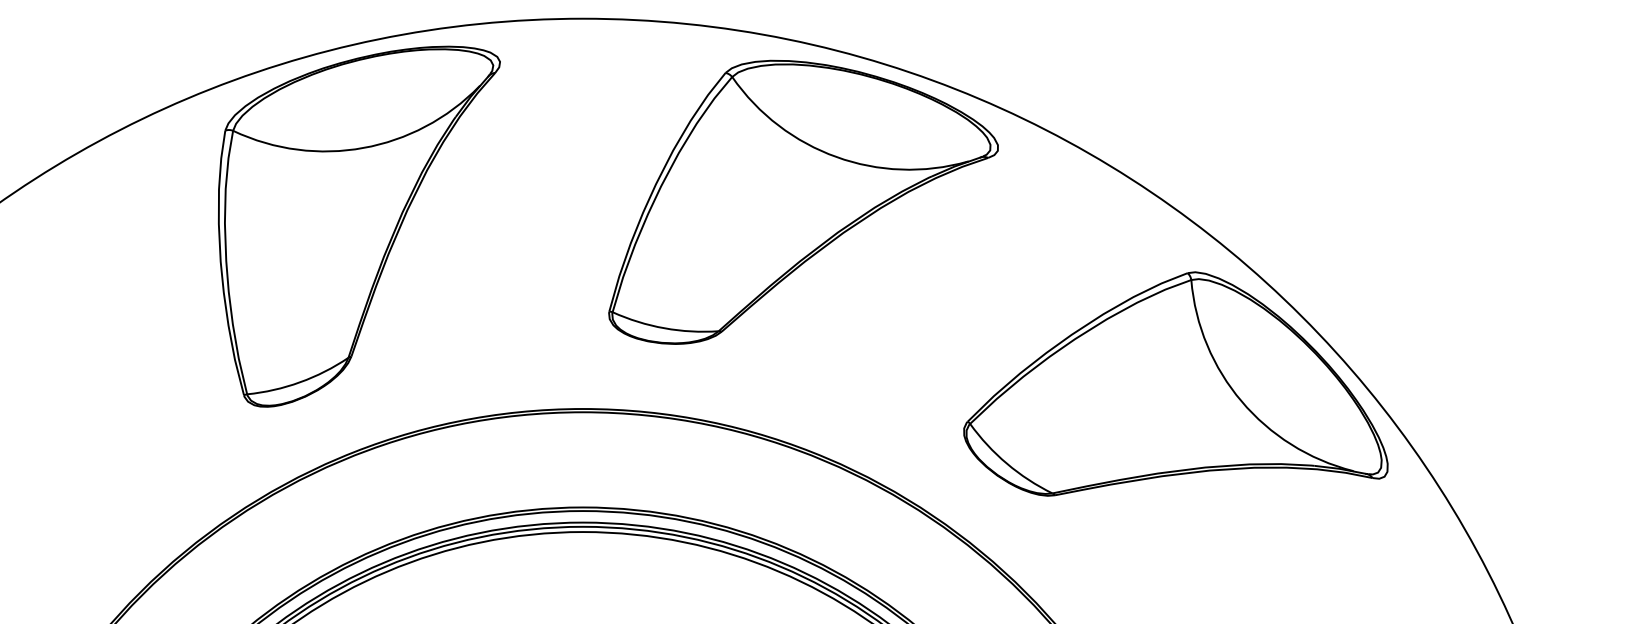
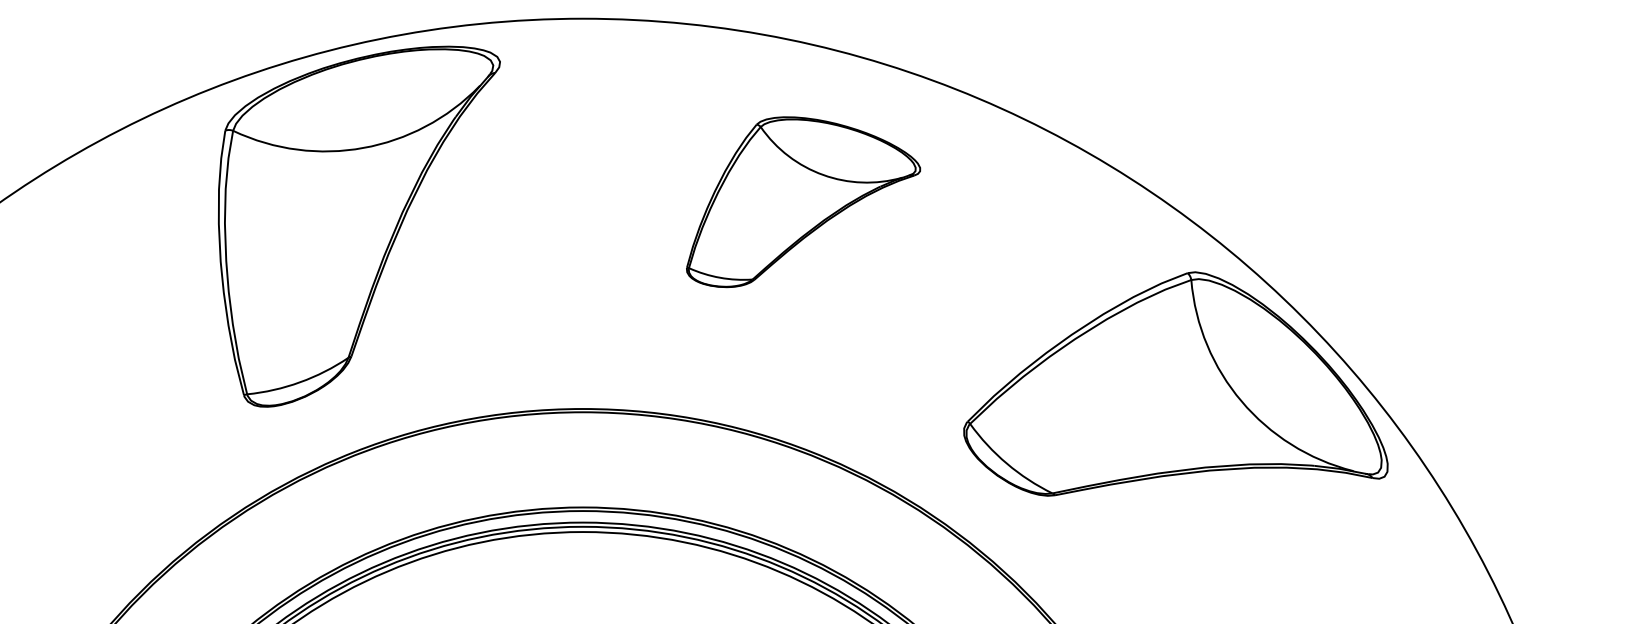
part size: 391x286 px -> 236x173 px (803, 202)
